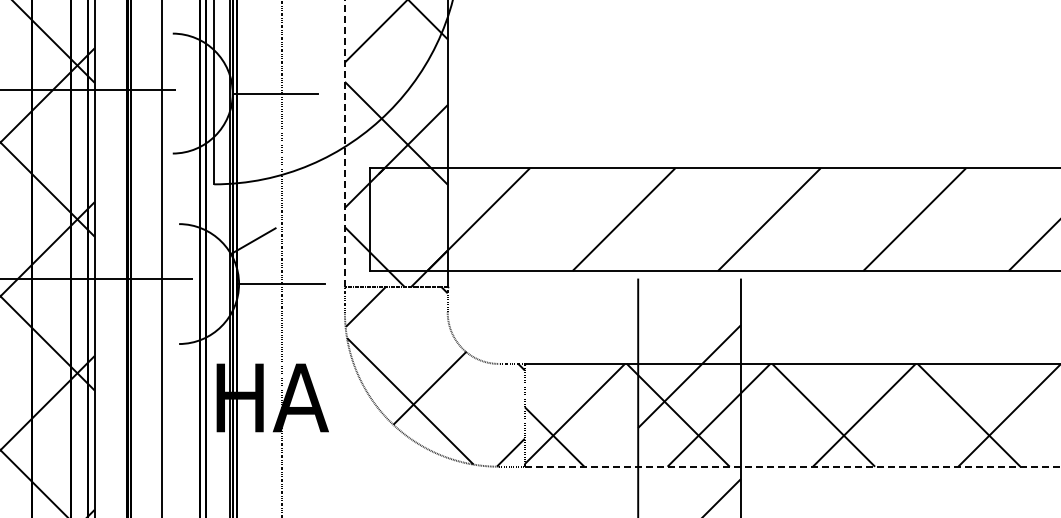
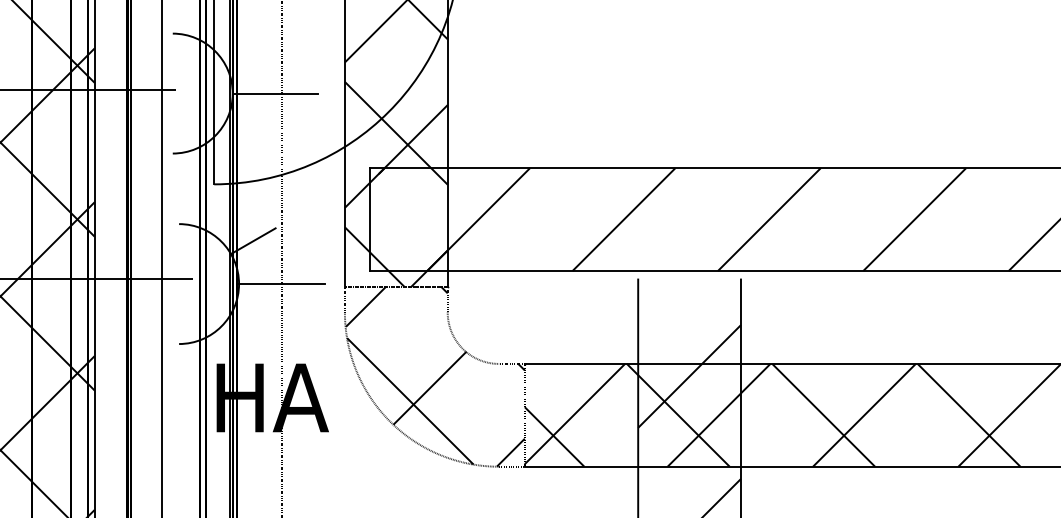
line: dashed -> solid (344, 142)
line: dashed -> solid (792, 466)
